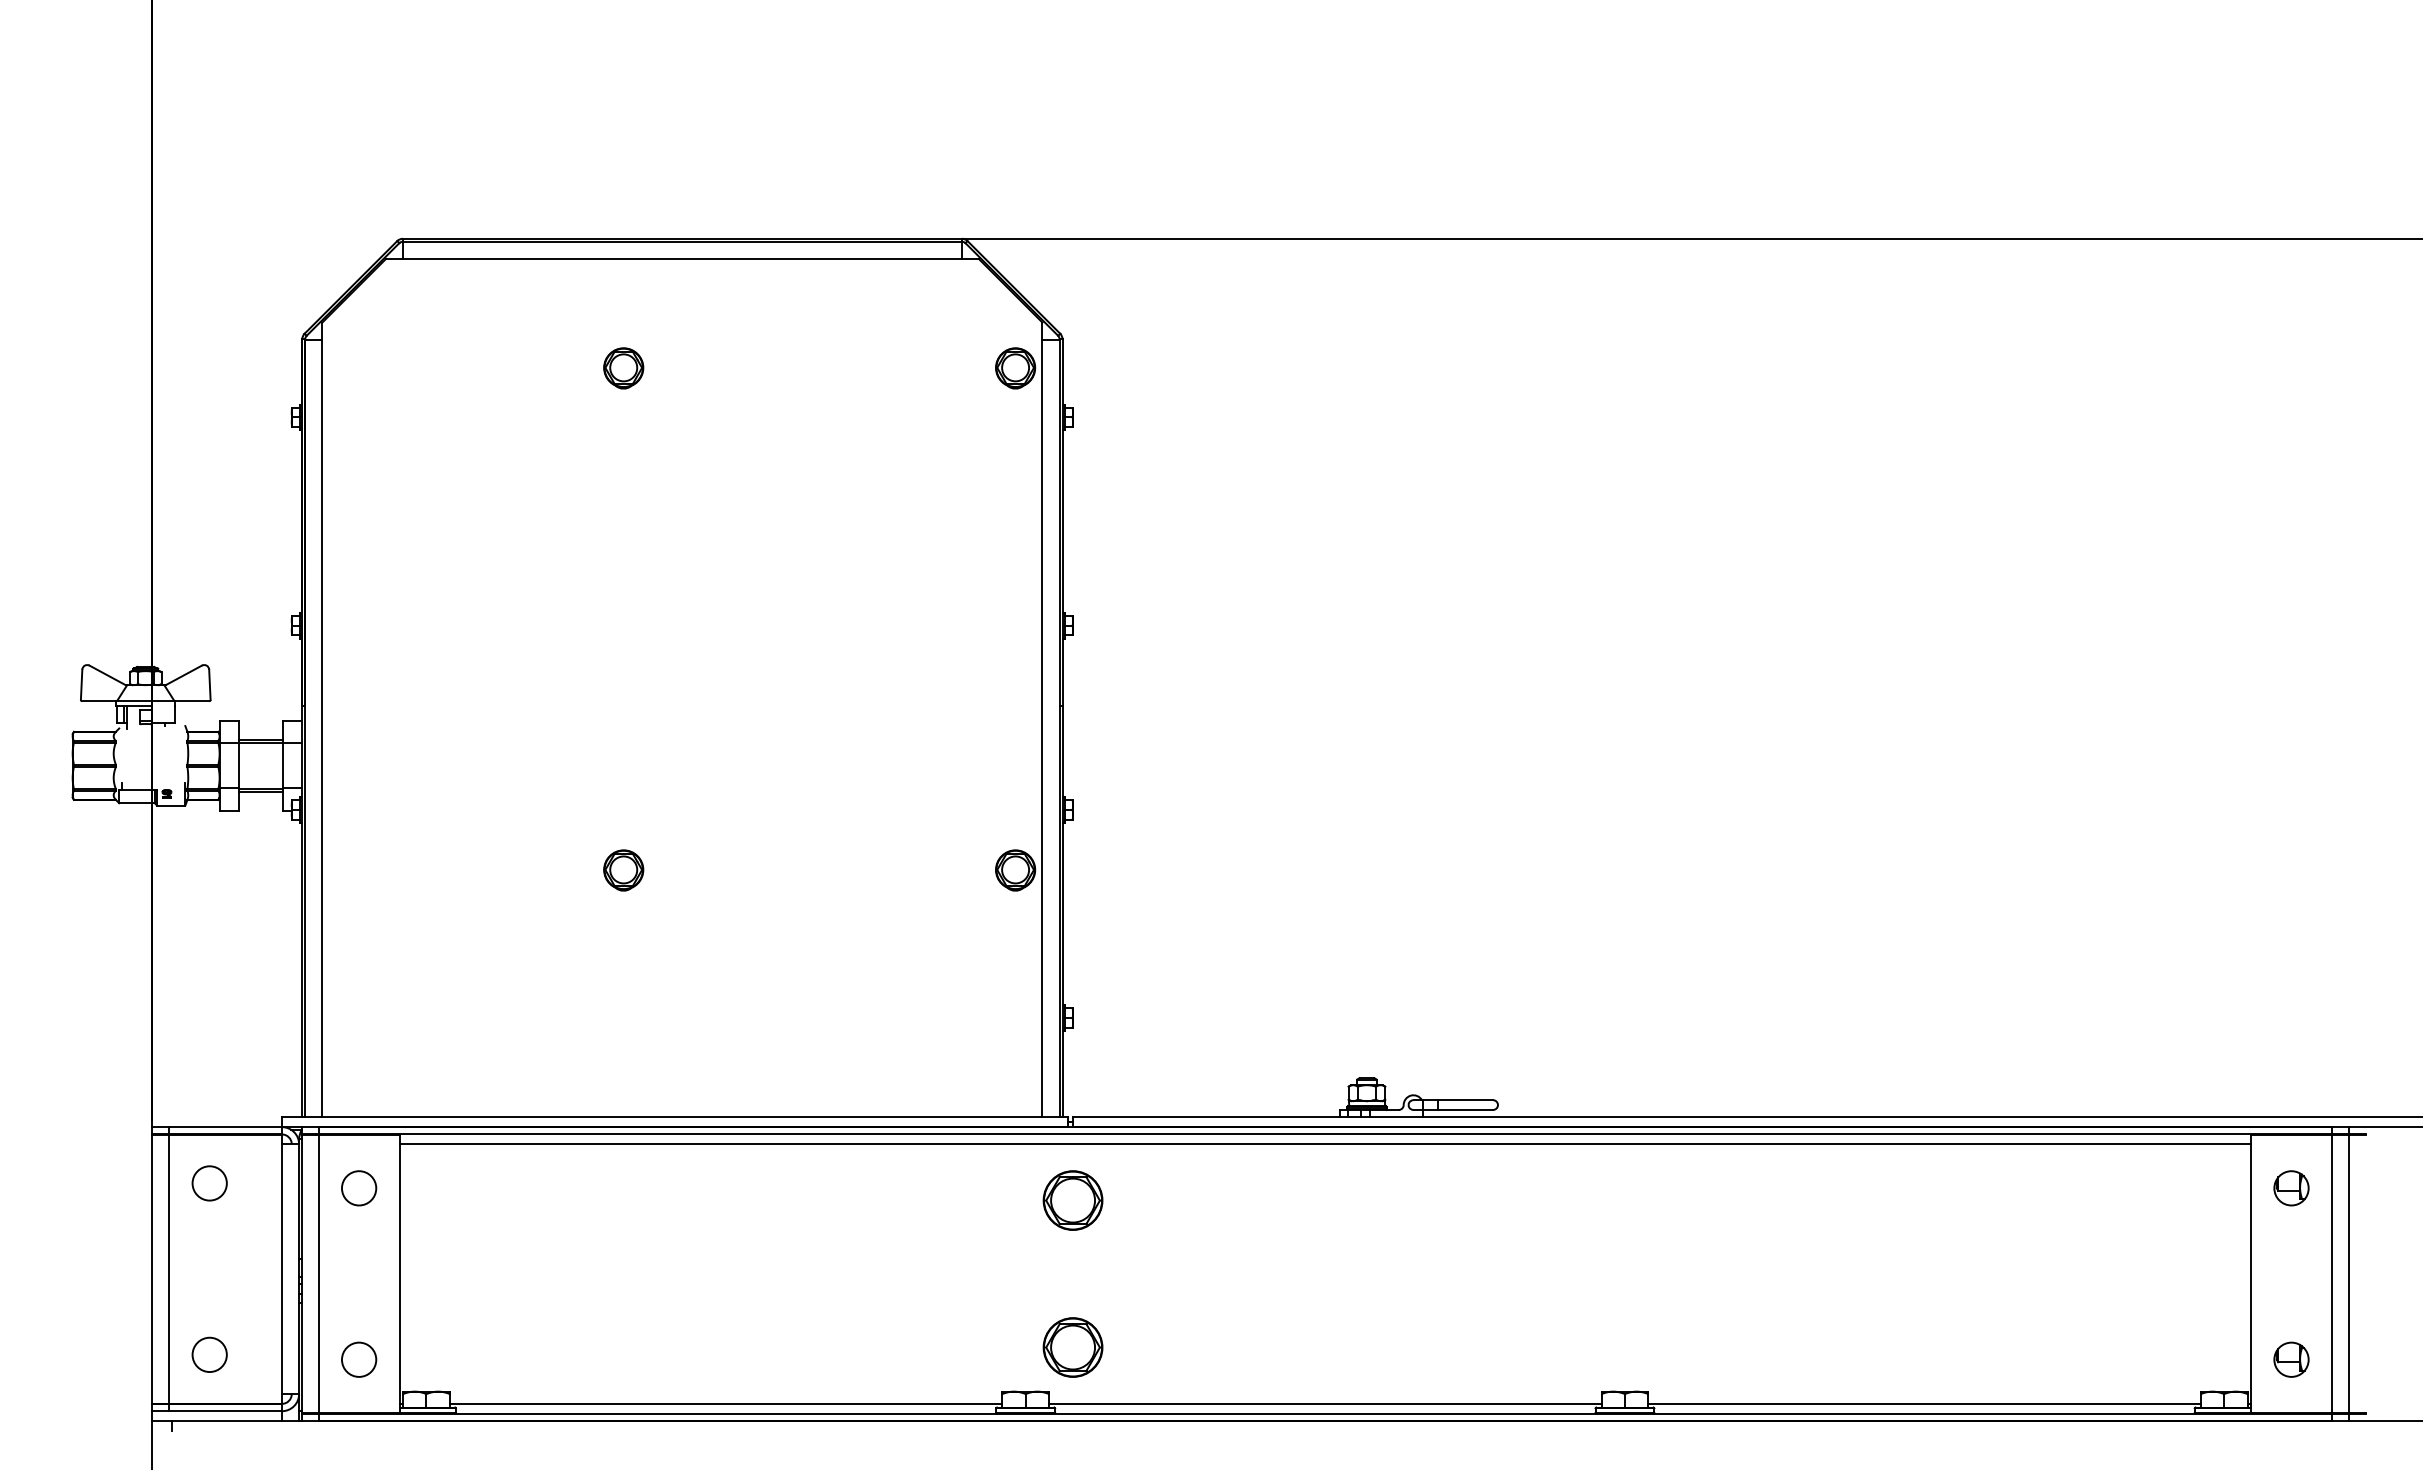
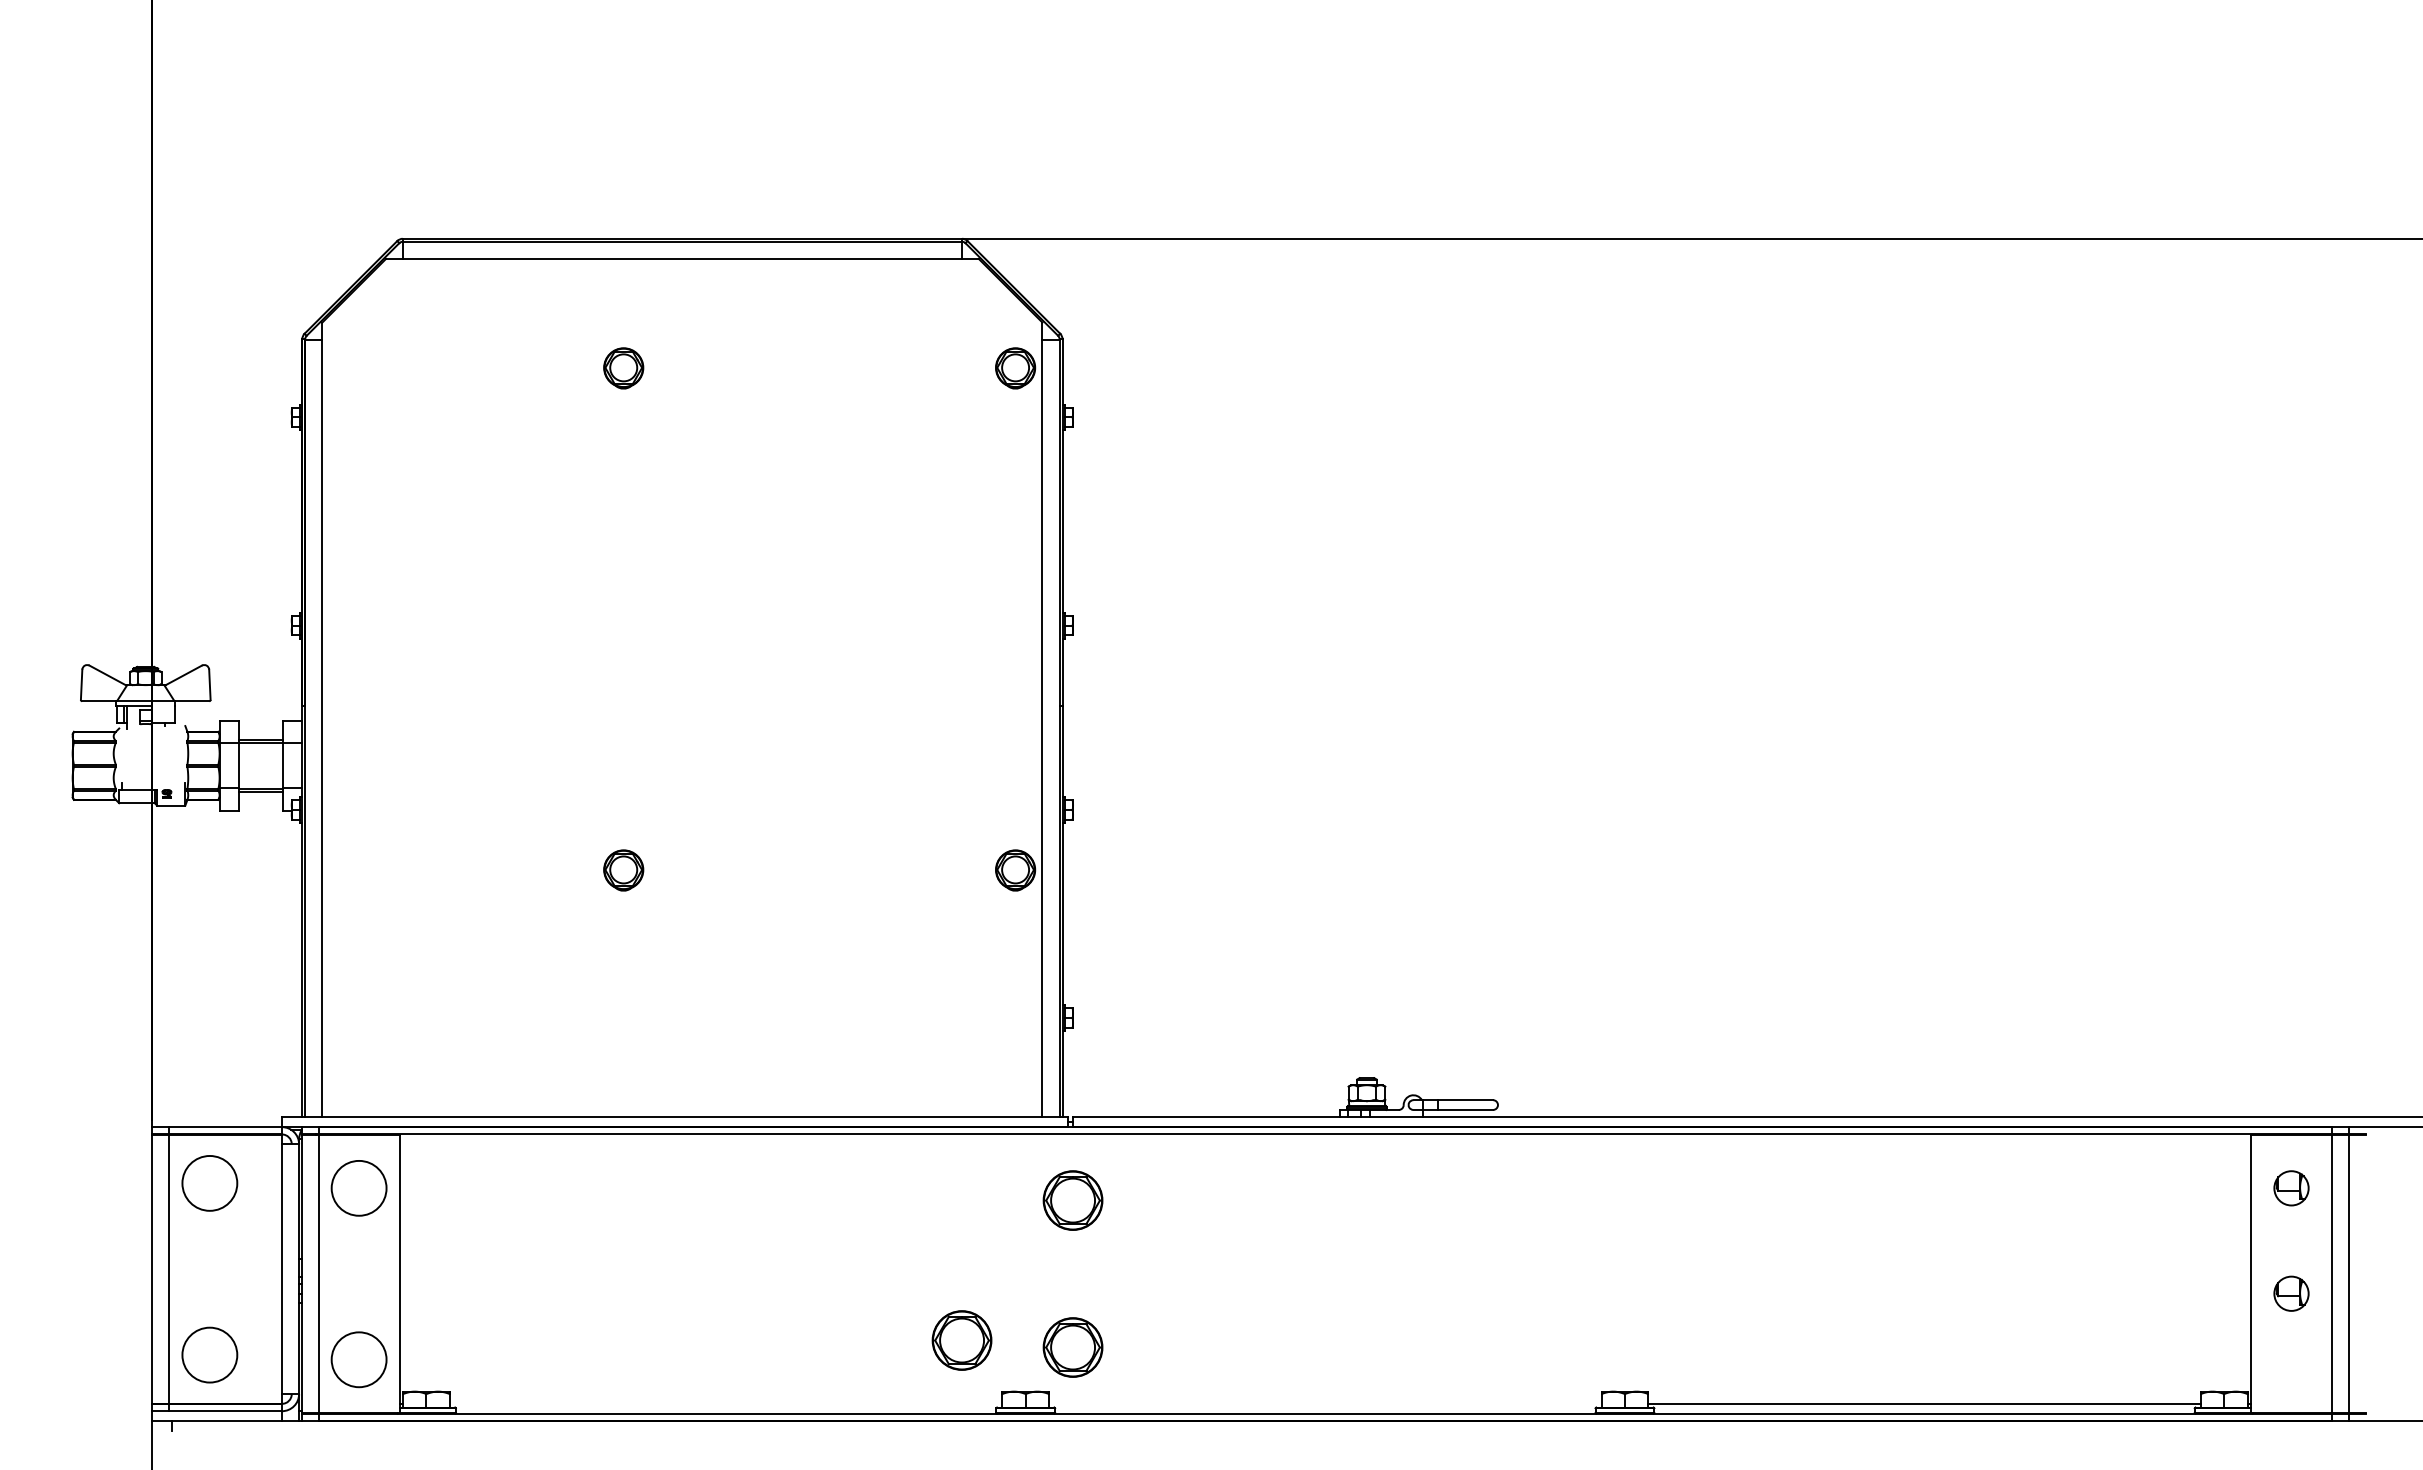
line: present -> none (1325, 1144)
circle size: 37x37 px -> 58x57 px (209, 1183)
circle diameter: 34 px -> 55 px (358, 1187)
part: none -> present (961, 1340)
circle size: 37x37 px -> 58x58 px (209, 1354)
circle diameter: 34 px -> 55 px (358, 1359)
part position: (2291, 1359) -> (2291, 1293) (2291, 1293)
line: present -> none (725, 1403)
line: present -> none (1325, 1403)
